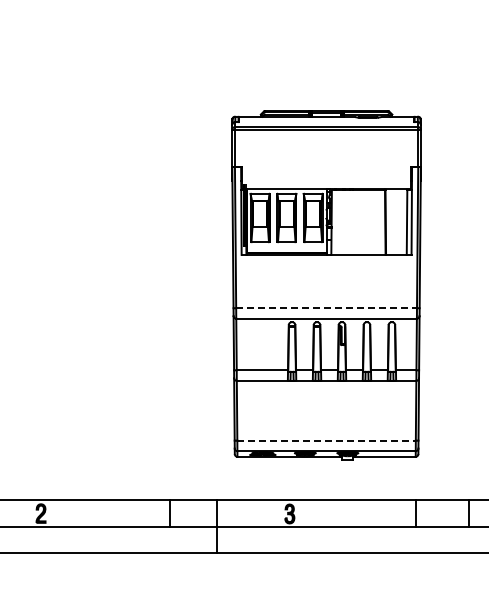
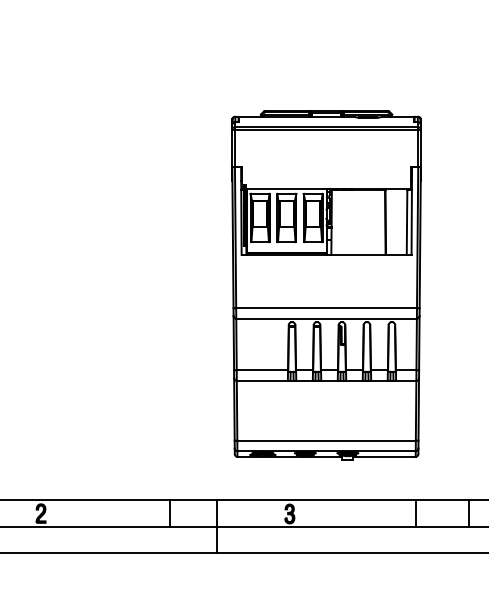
line: dashed -> solid (327, 308)
line: dashed -> solid (327, 440)
